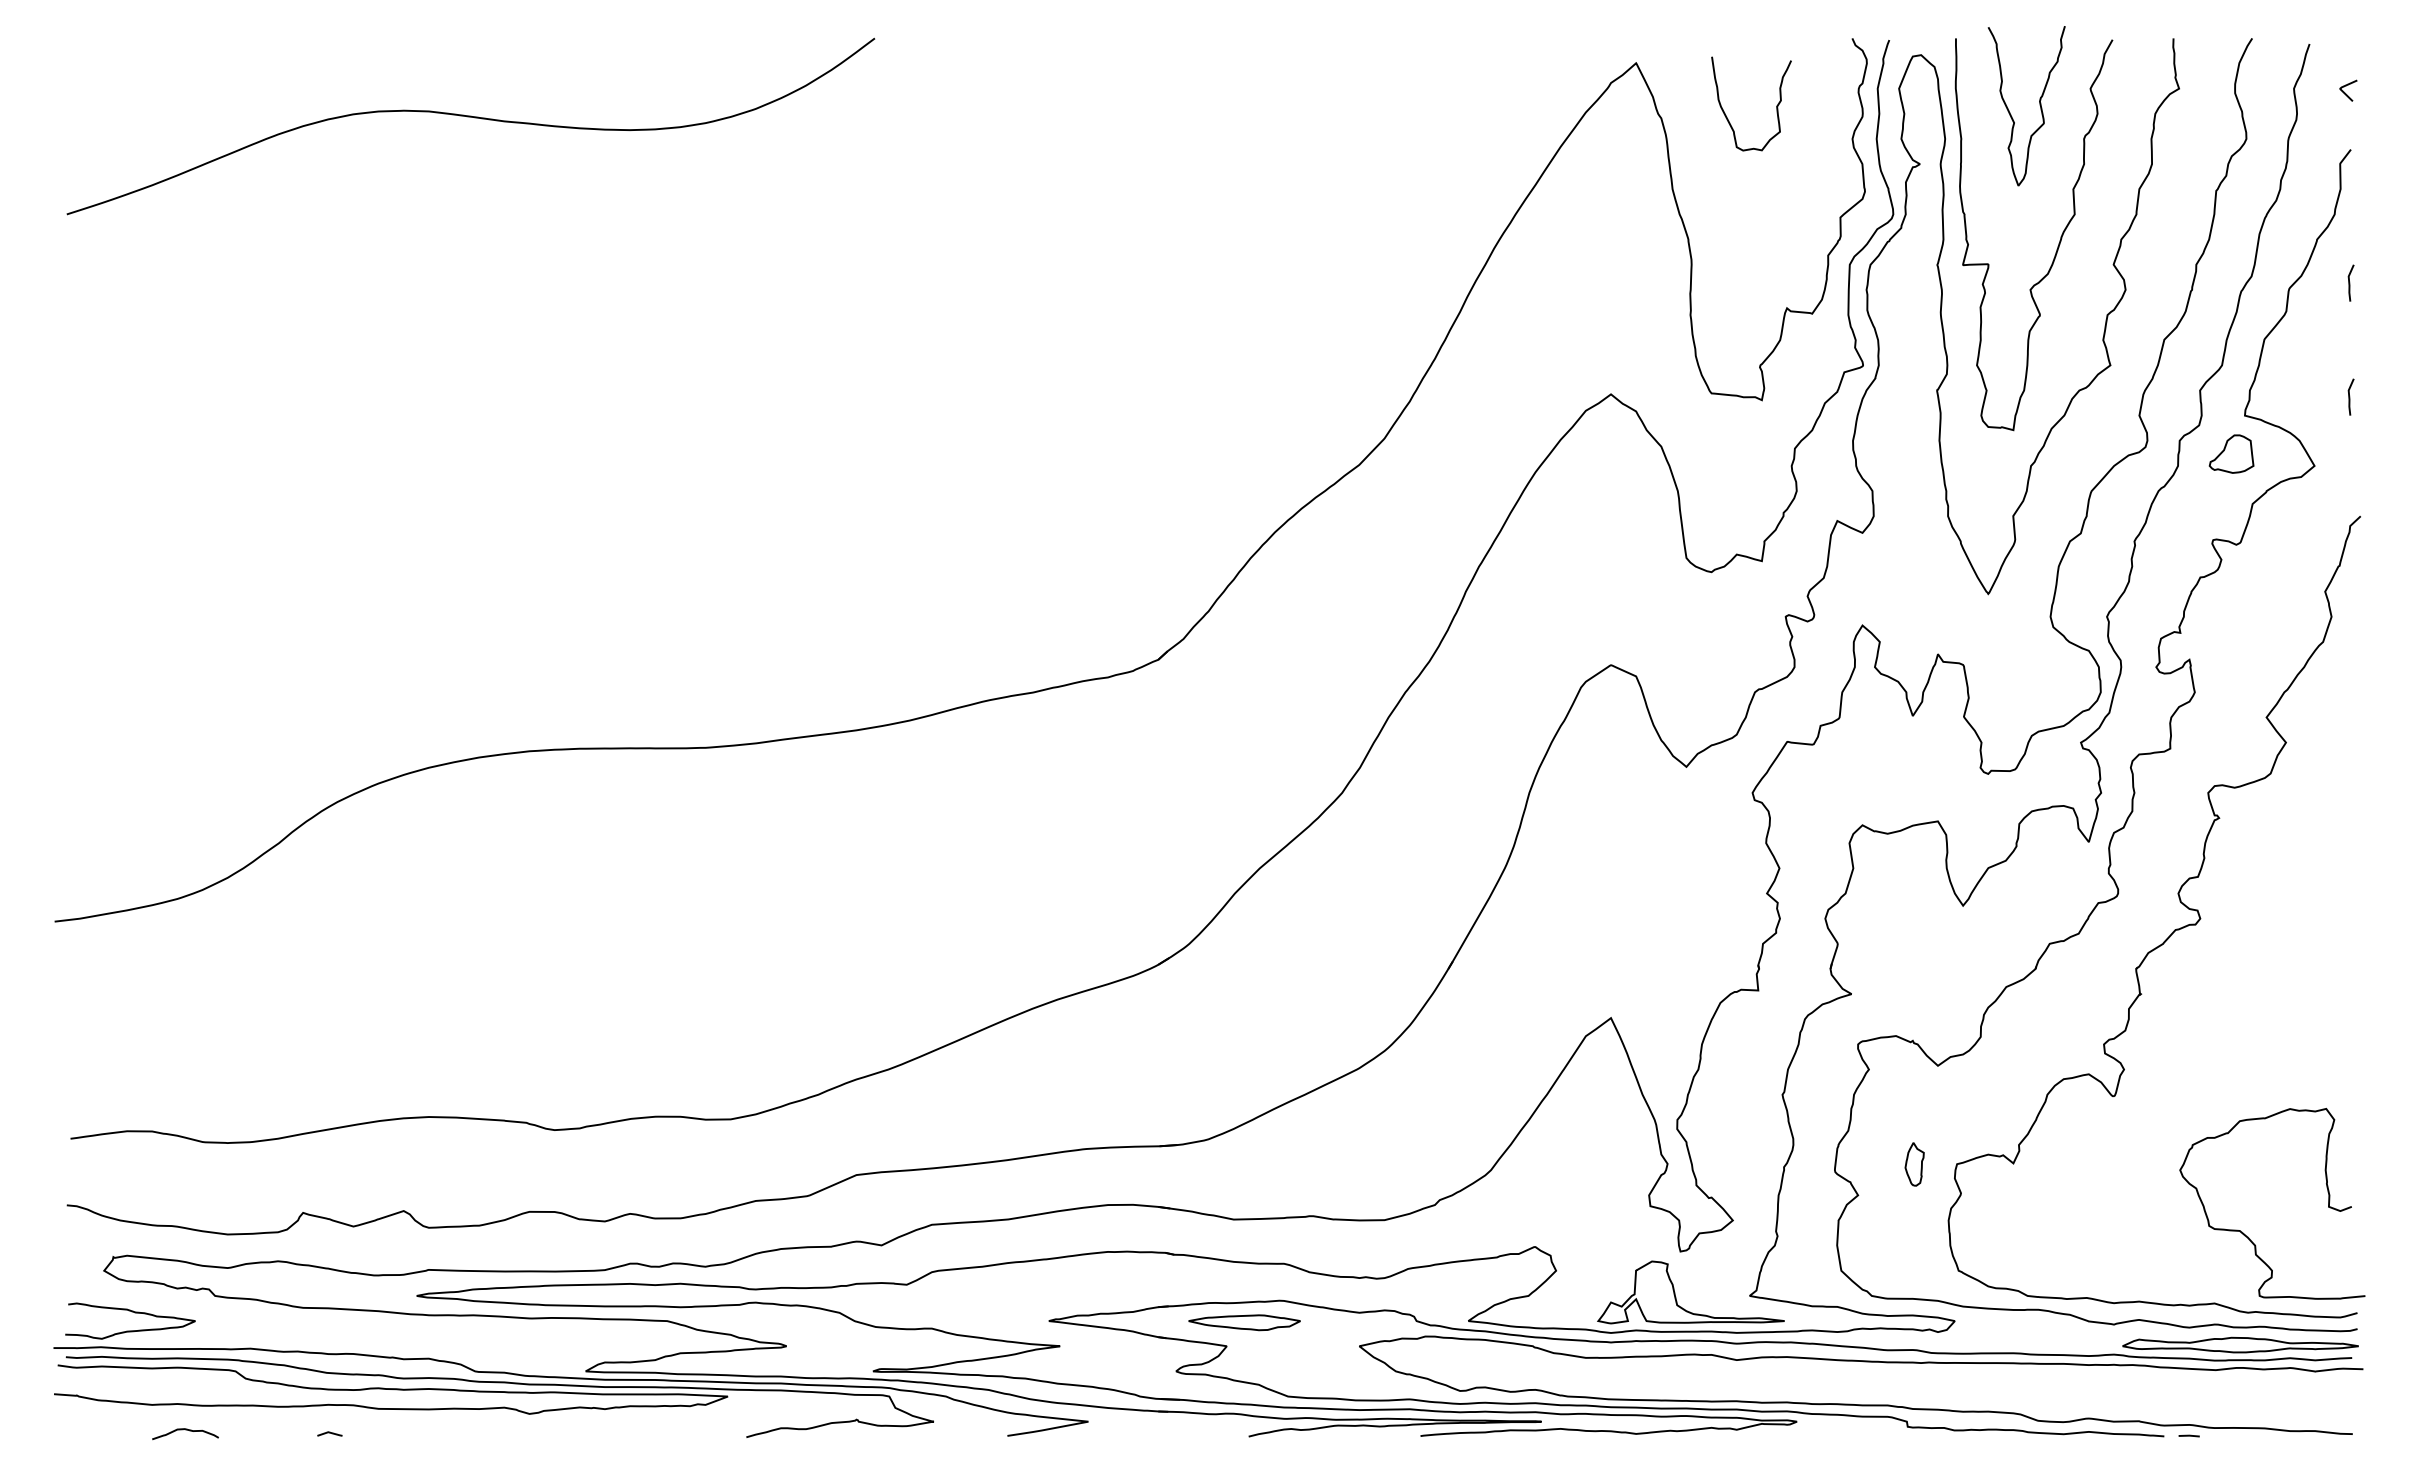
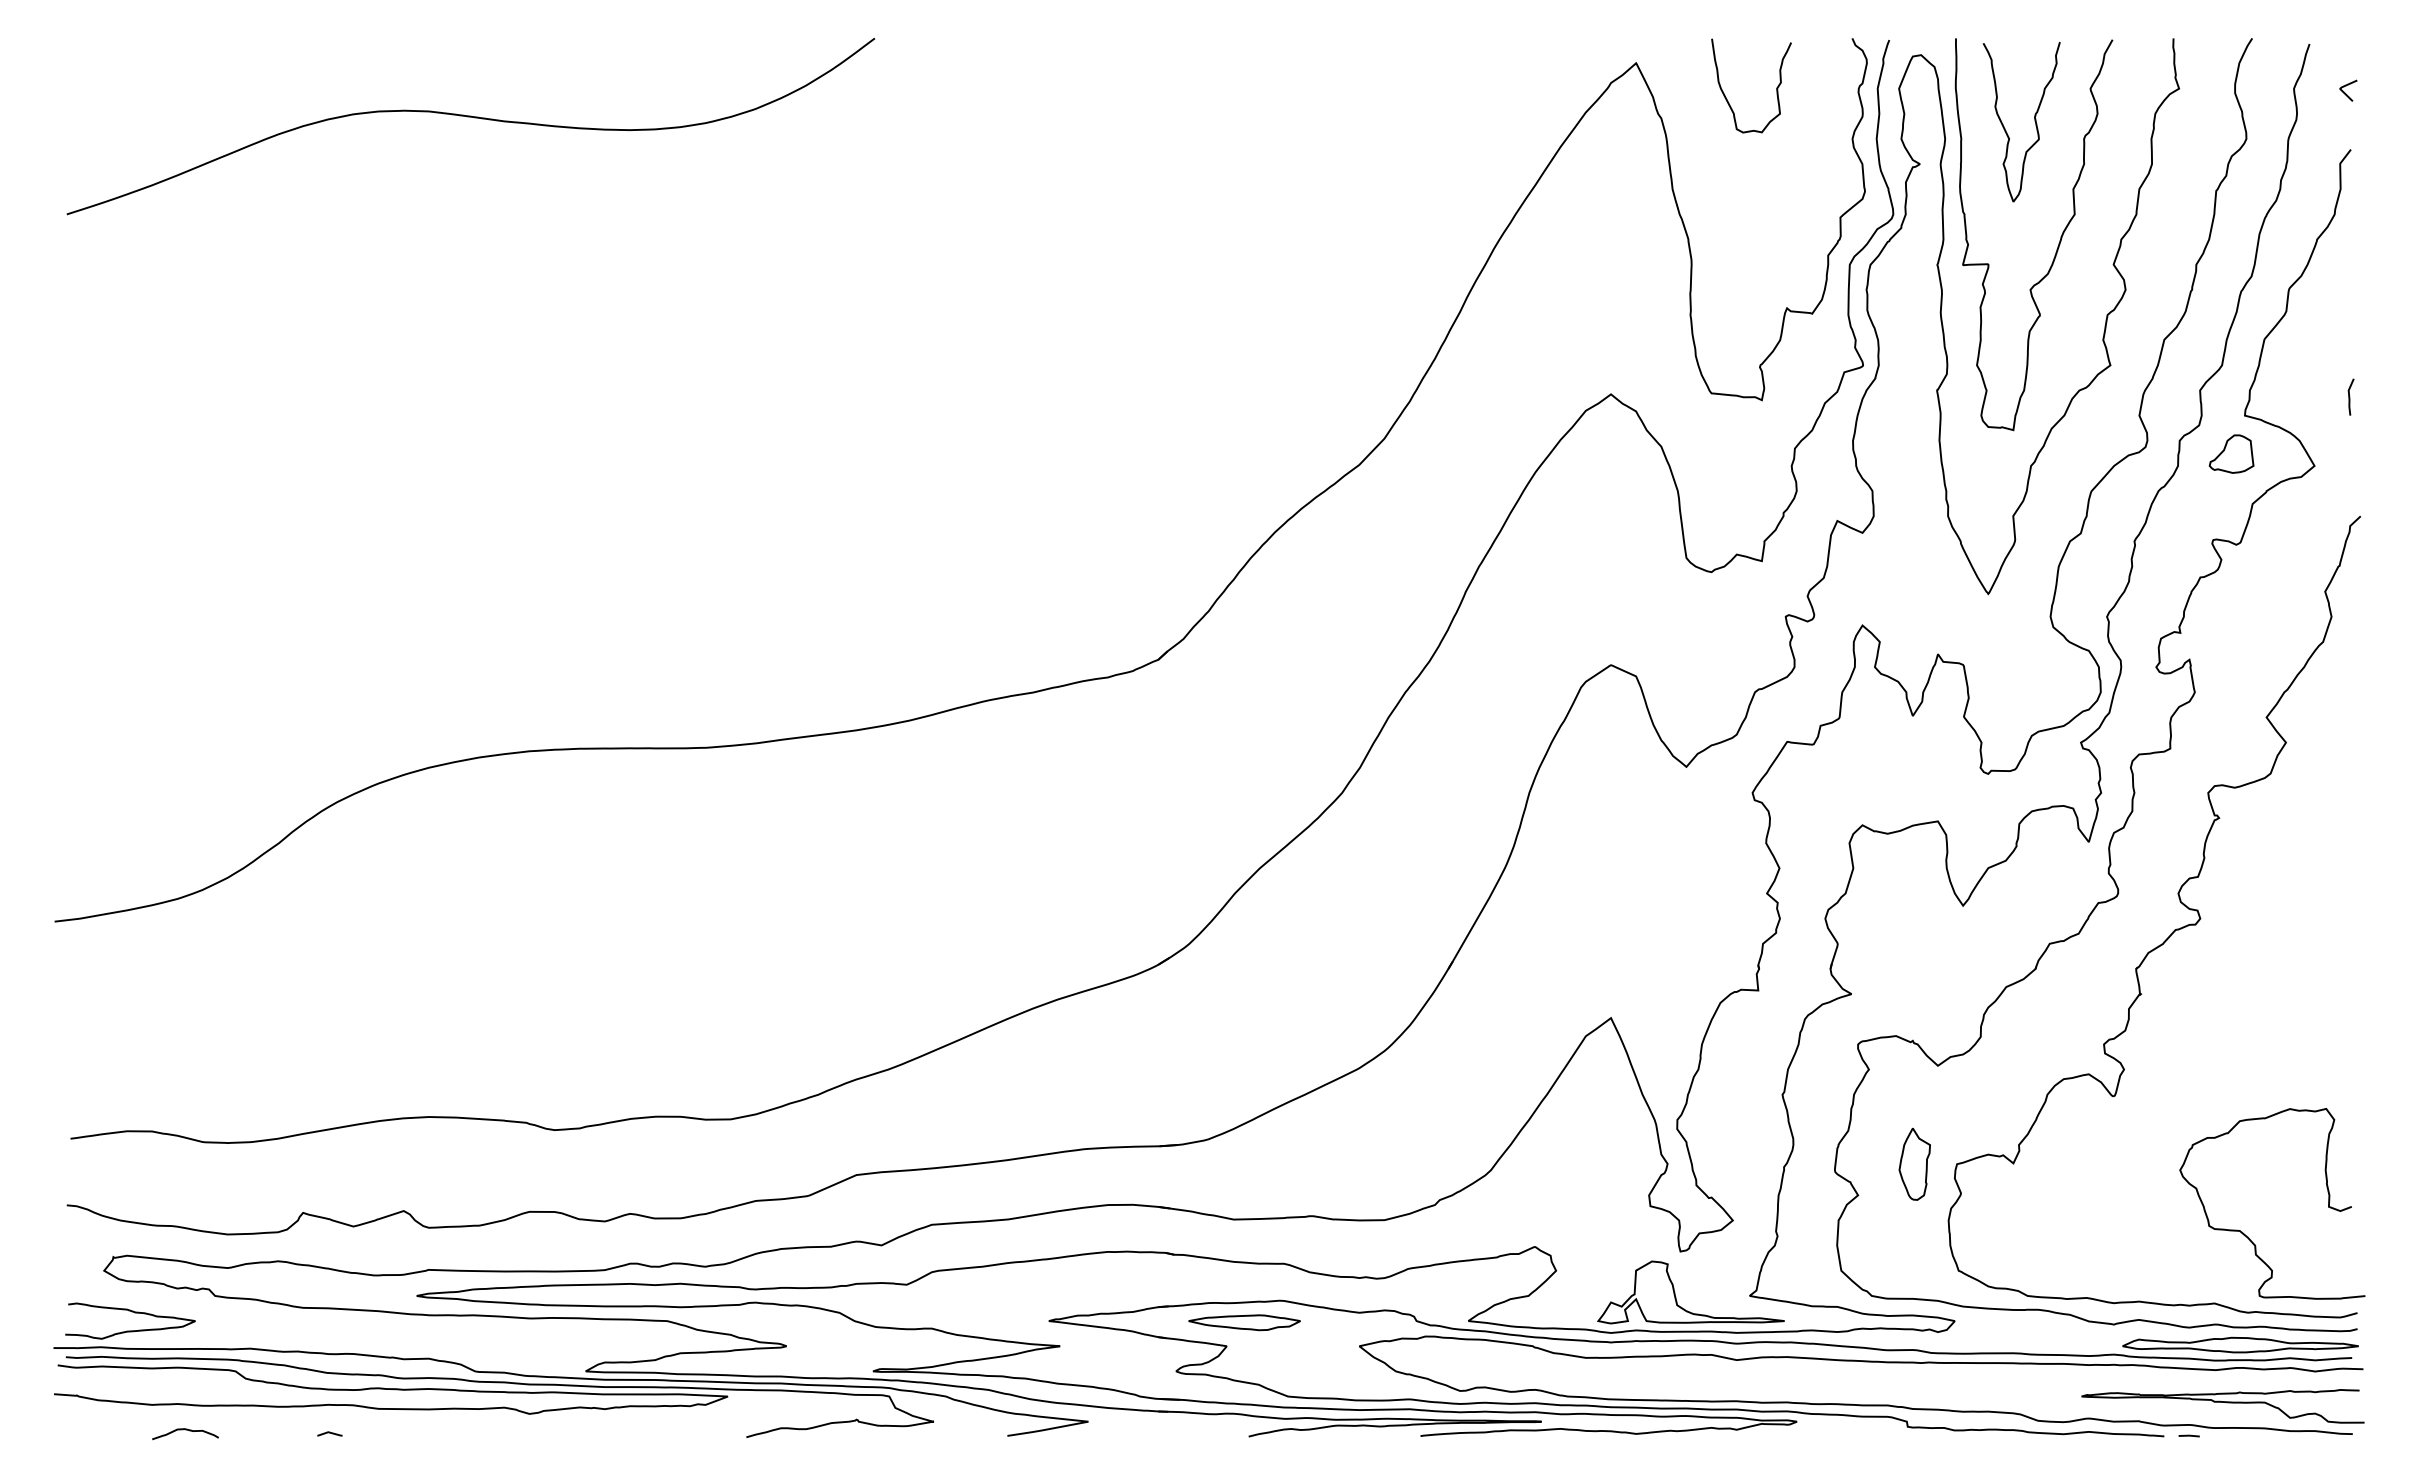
curve position: (1776, 105) -> (1776, 87) (1776, 87)
curve position: (2039, 105) -> (2034, 121) (2034, 121)
line: present -> none (2350, 282)
part size: 21x45 px -> 33x73 px (1914, 1164)
curve: none -> present (2222, 1402)
